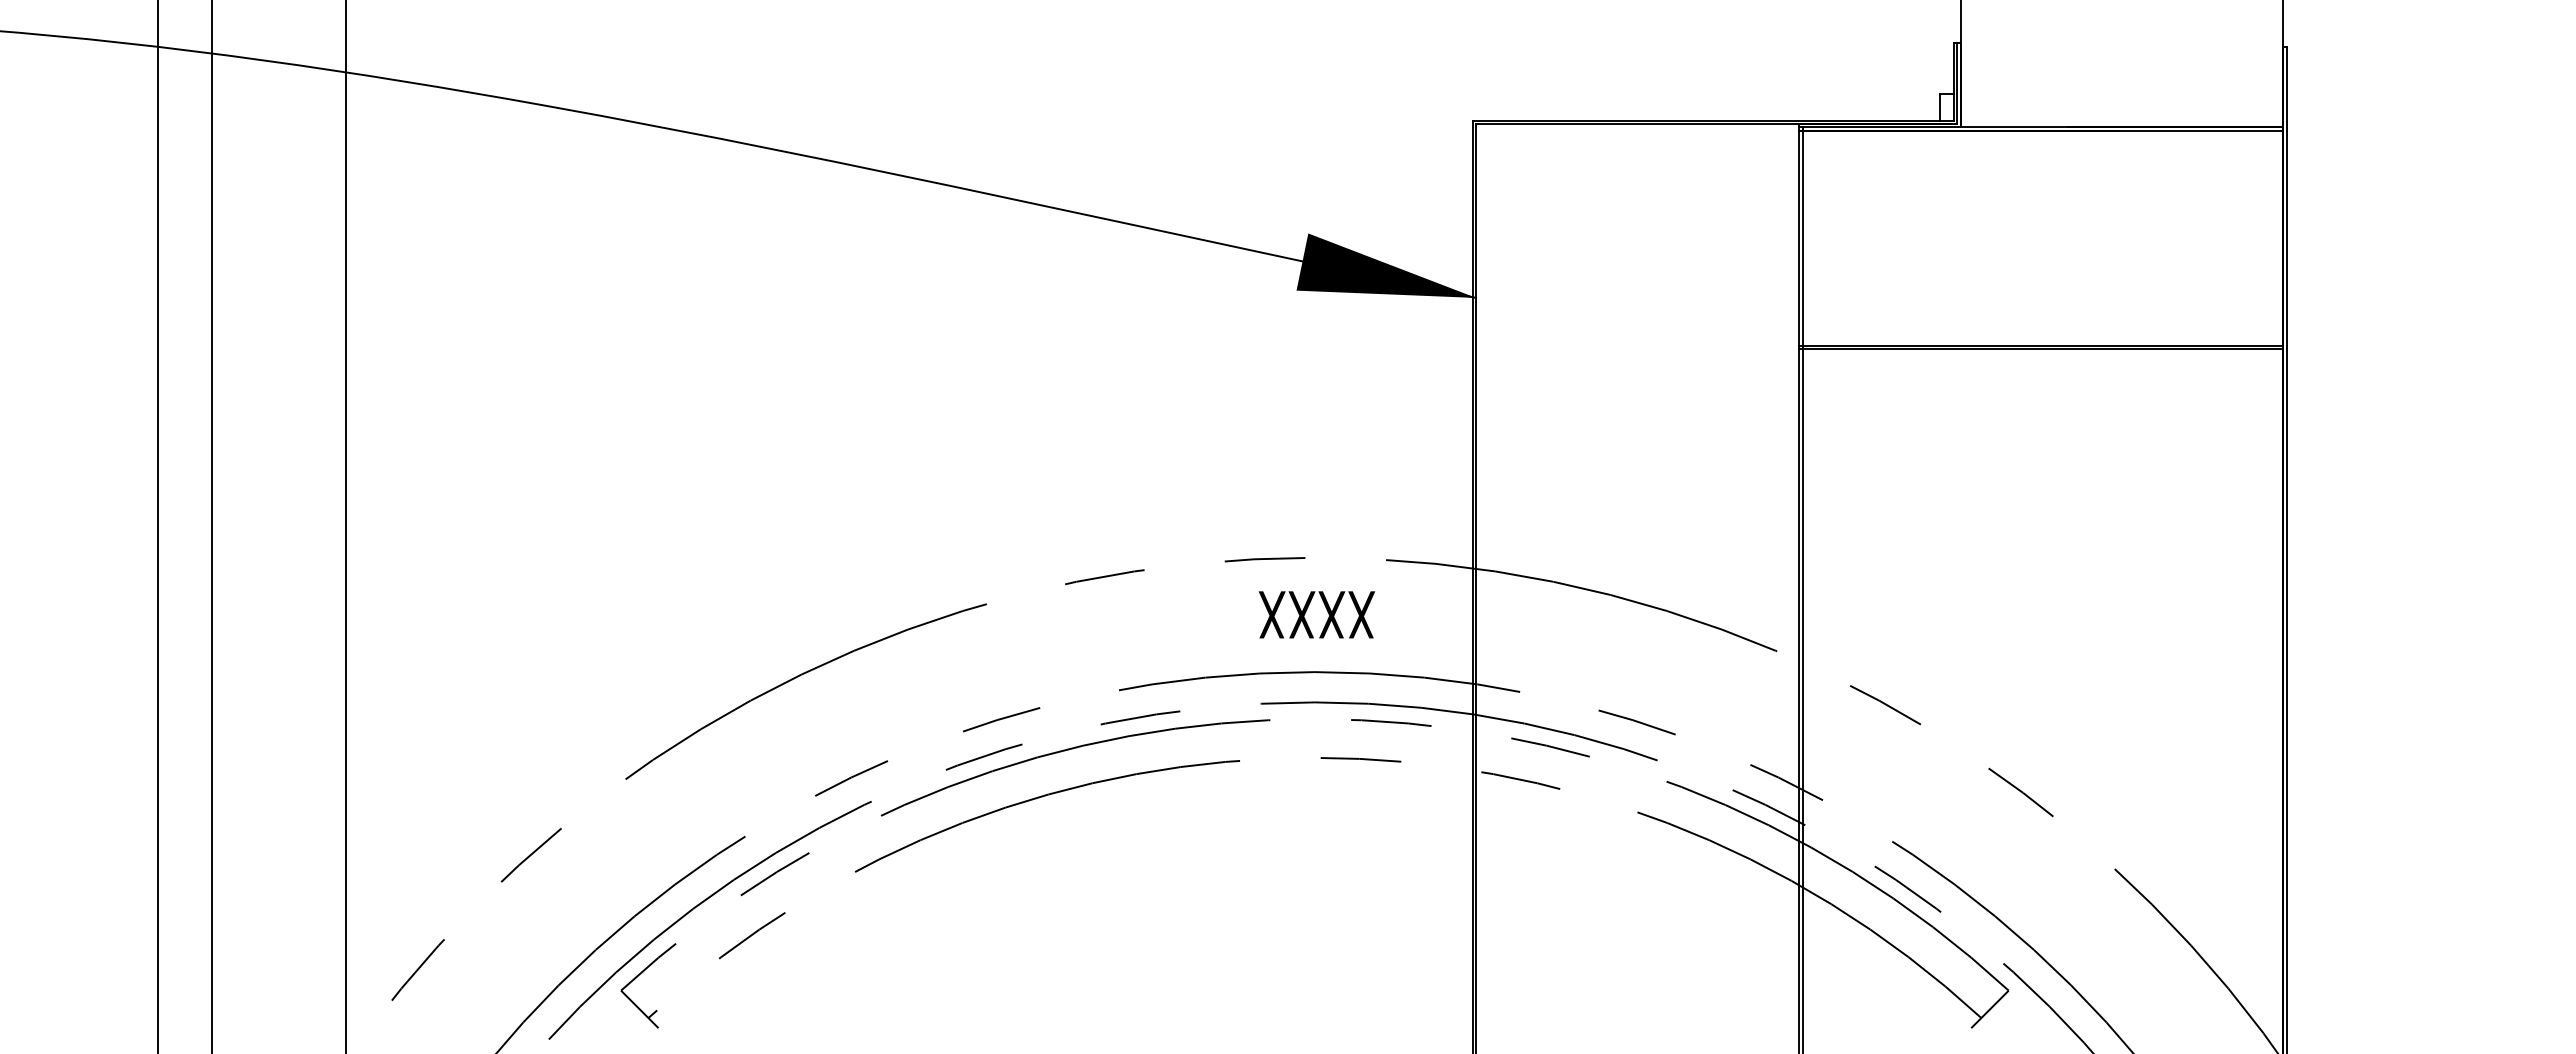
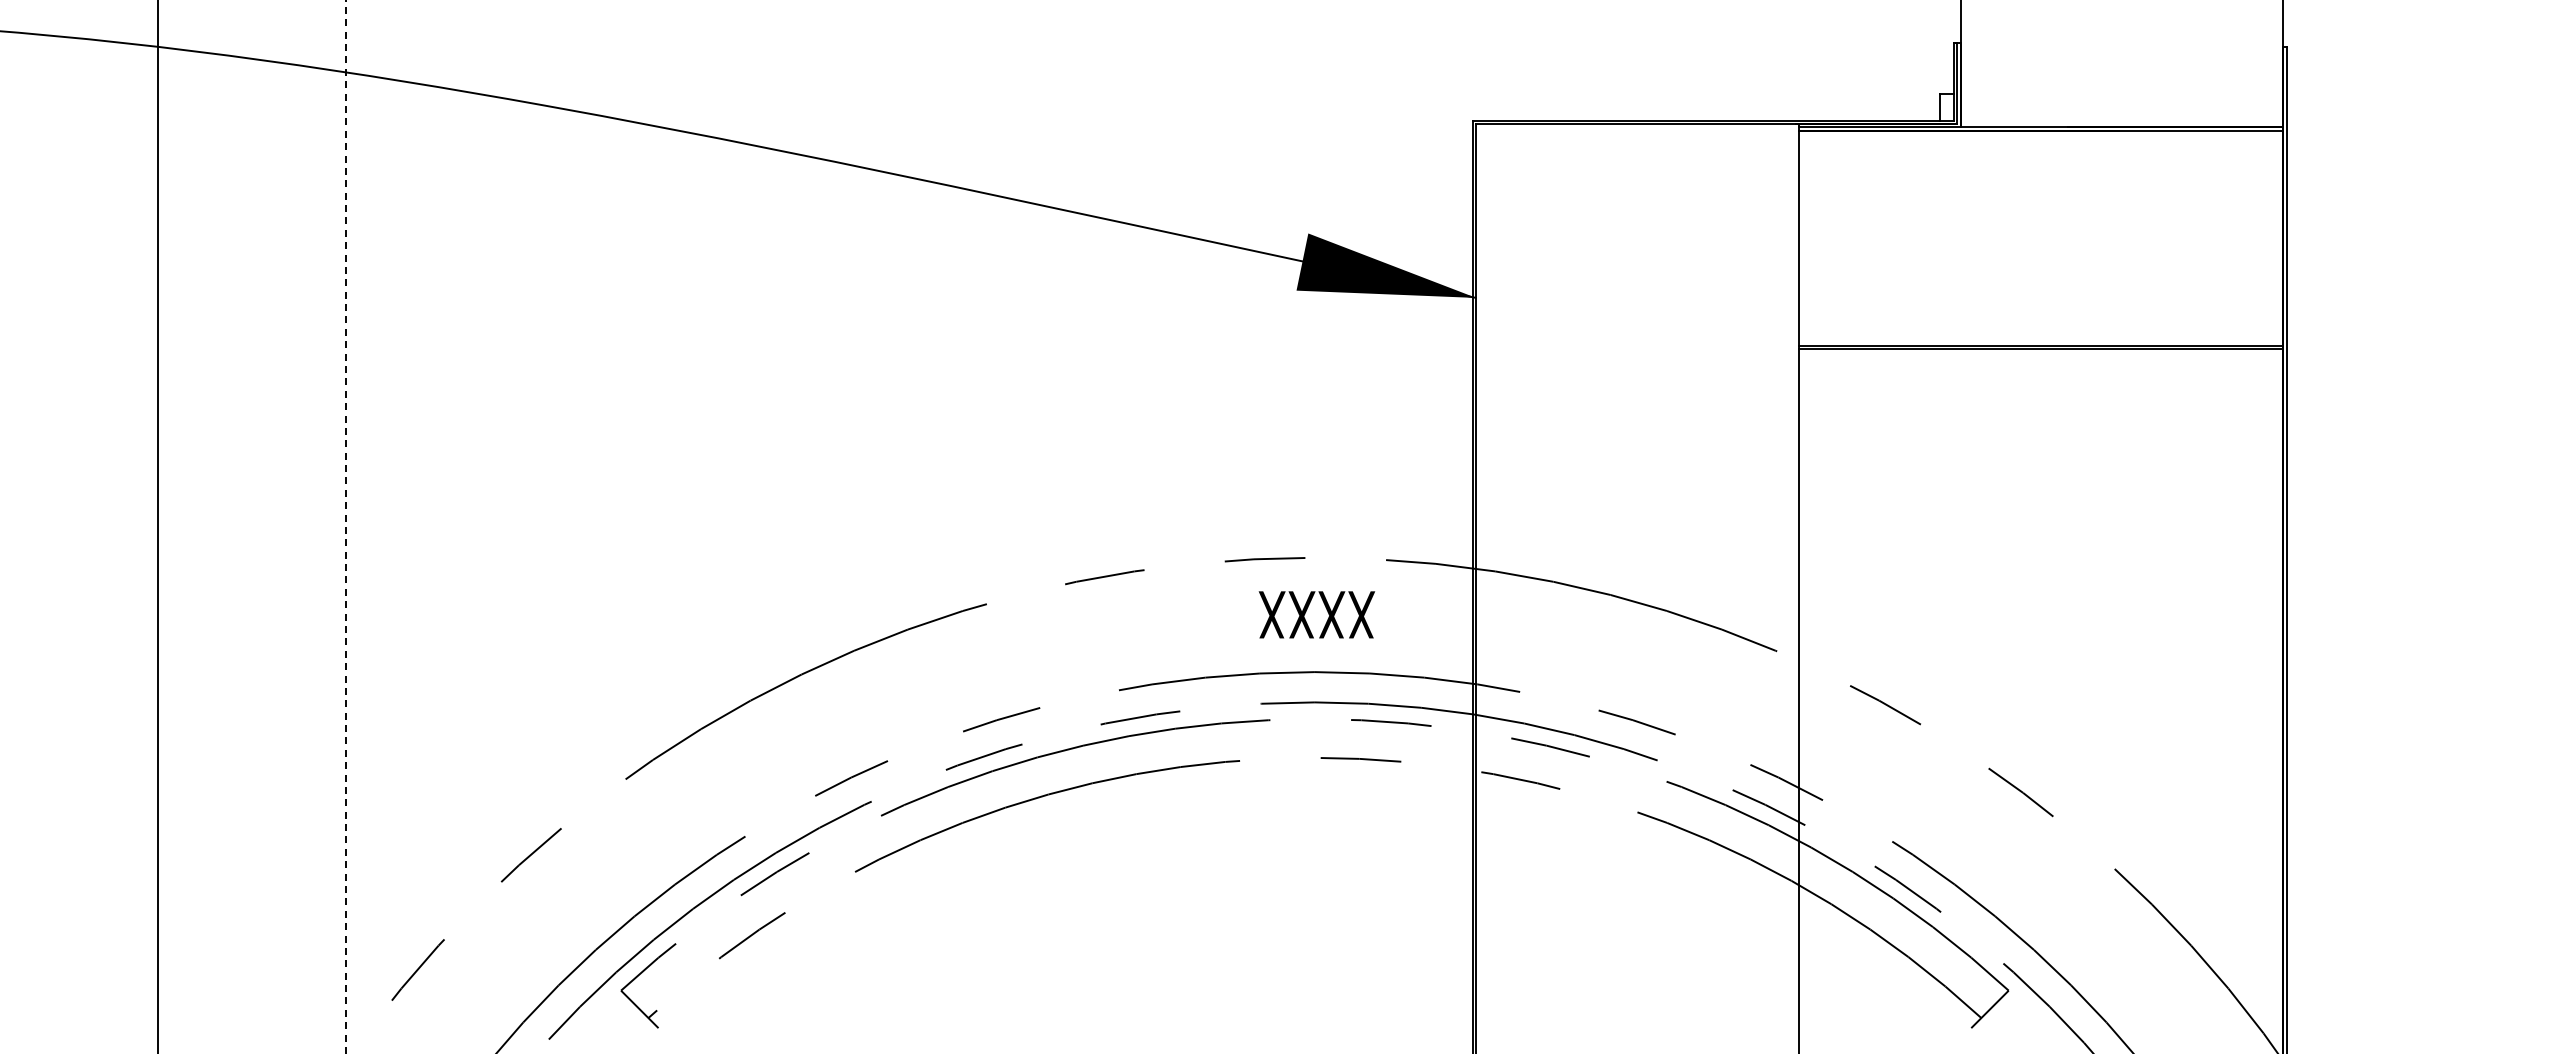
line: present -> none (211, 526)
line: solid -> dashed (346, 526)
line: present -> none (1802, 588)
